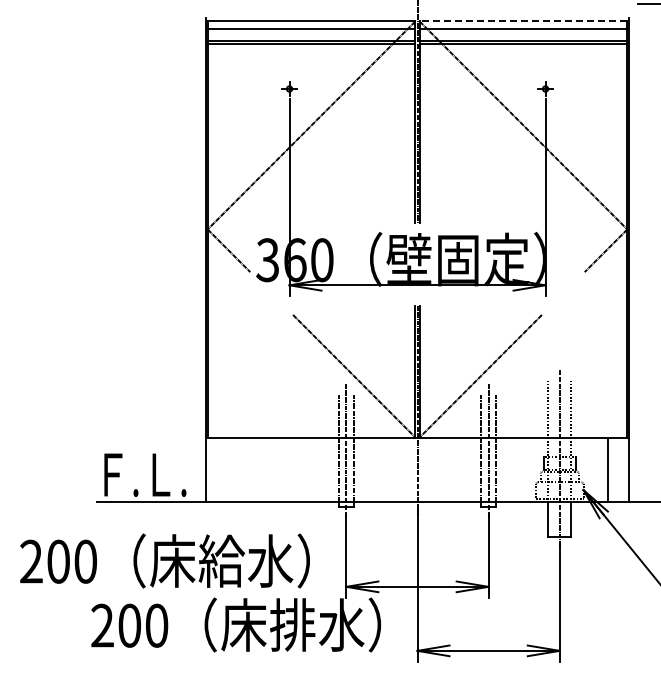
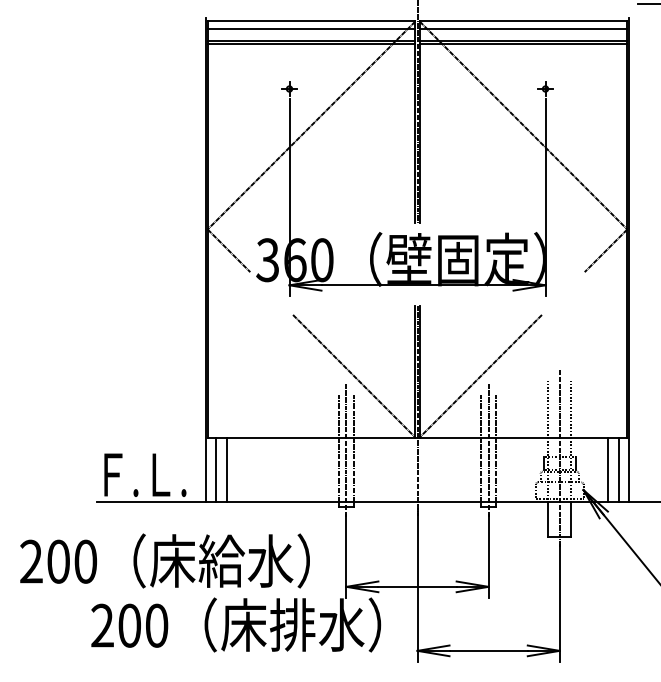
line: dashed -> solid (523, 21)
line: none -> present (216, 469)
line: none -> present (226, 469)
line: none -> present (618, 469)
